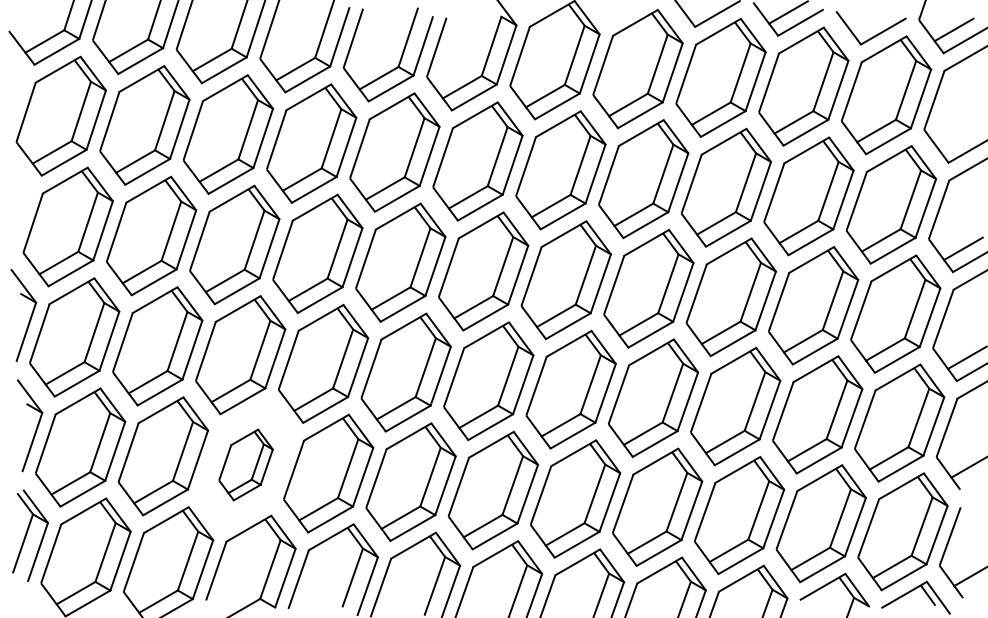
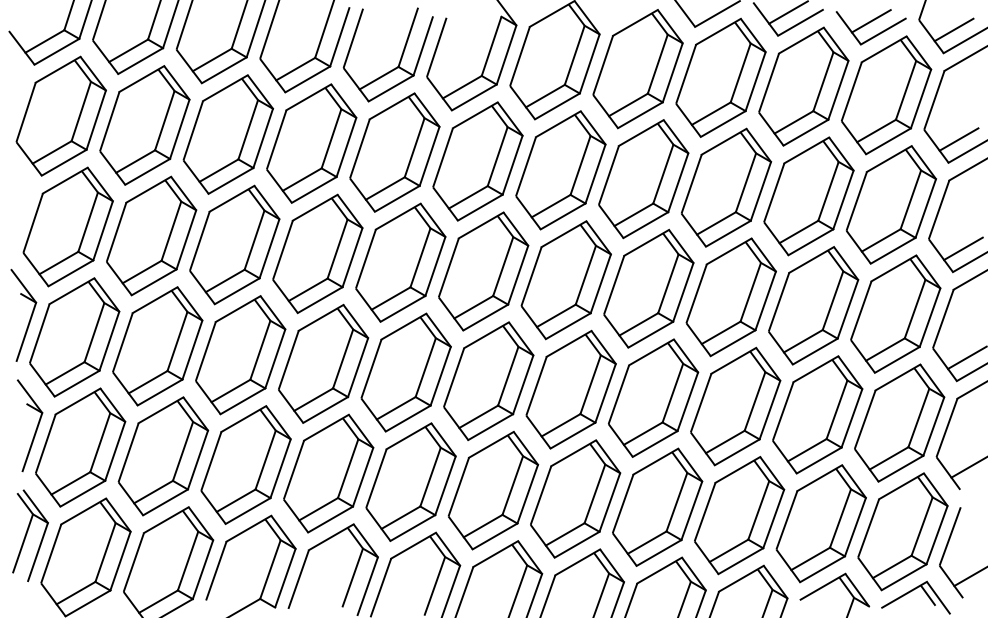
line: none -> present (870, 21)
line: none -> present (958, 139)
part size: 56x74 px -> 92x120 px (245, 464)
